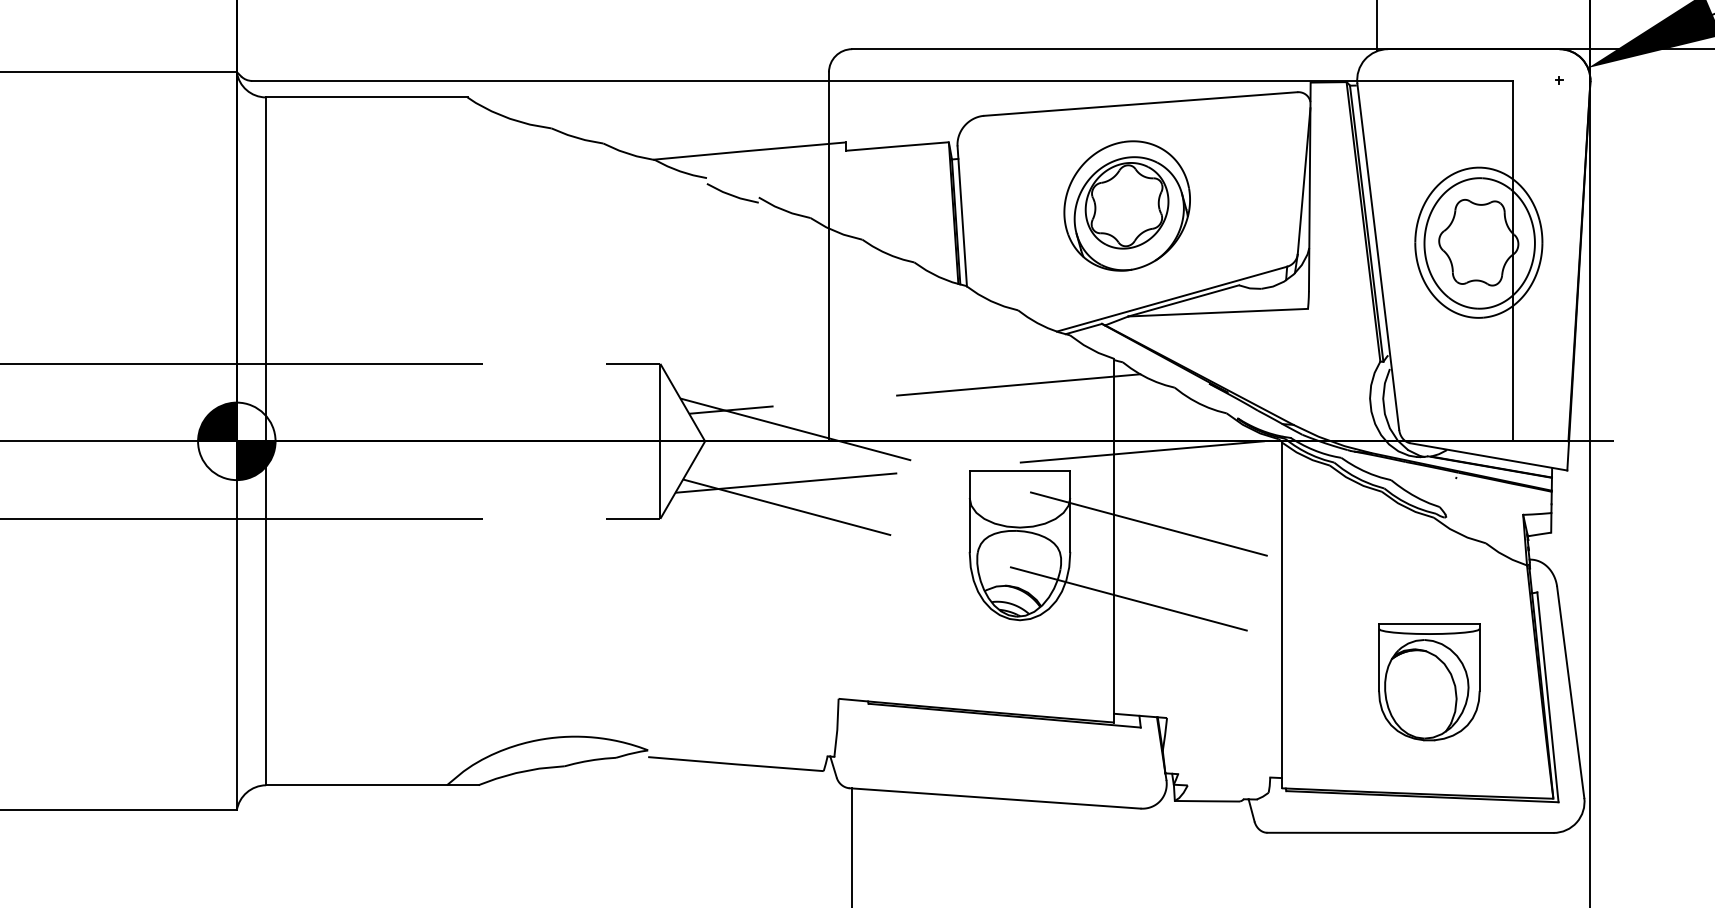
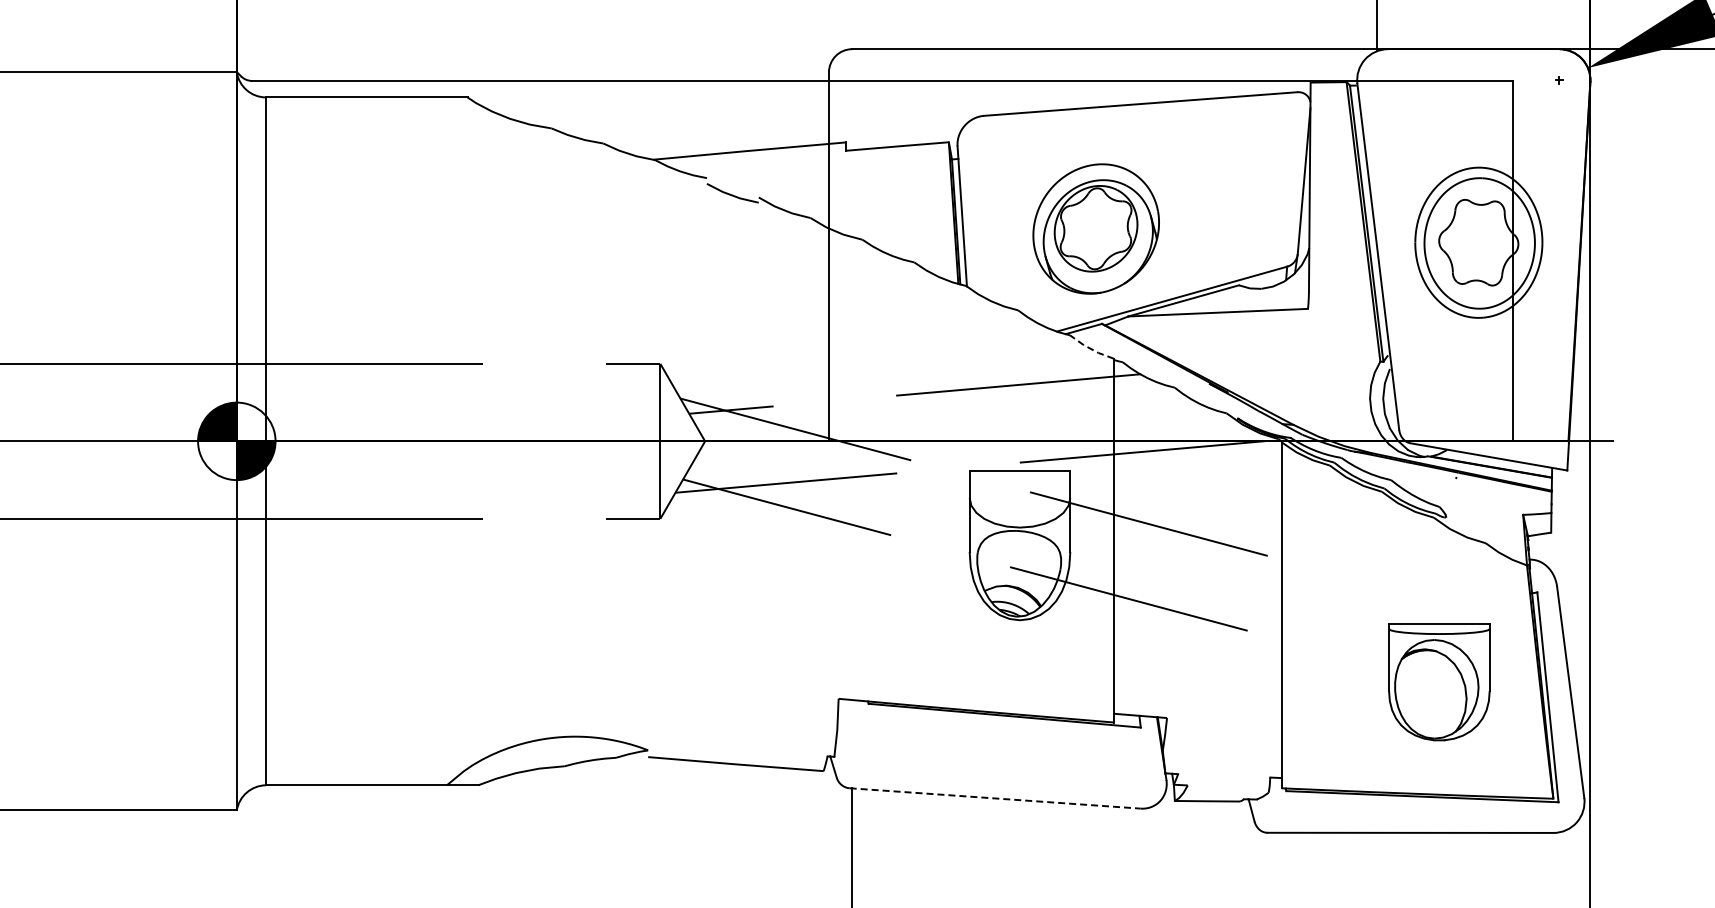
part position: (1126, 205) -> (1095, 228) (1095, 228)
line: solid -> dashed (1090, 348)
part position: (1429, 682) -> (1439, 682) (1439, 682)
line: solid -> dashed (995, 798)
